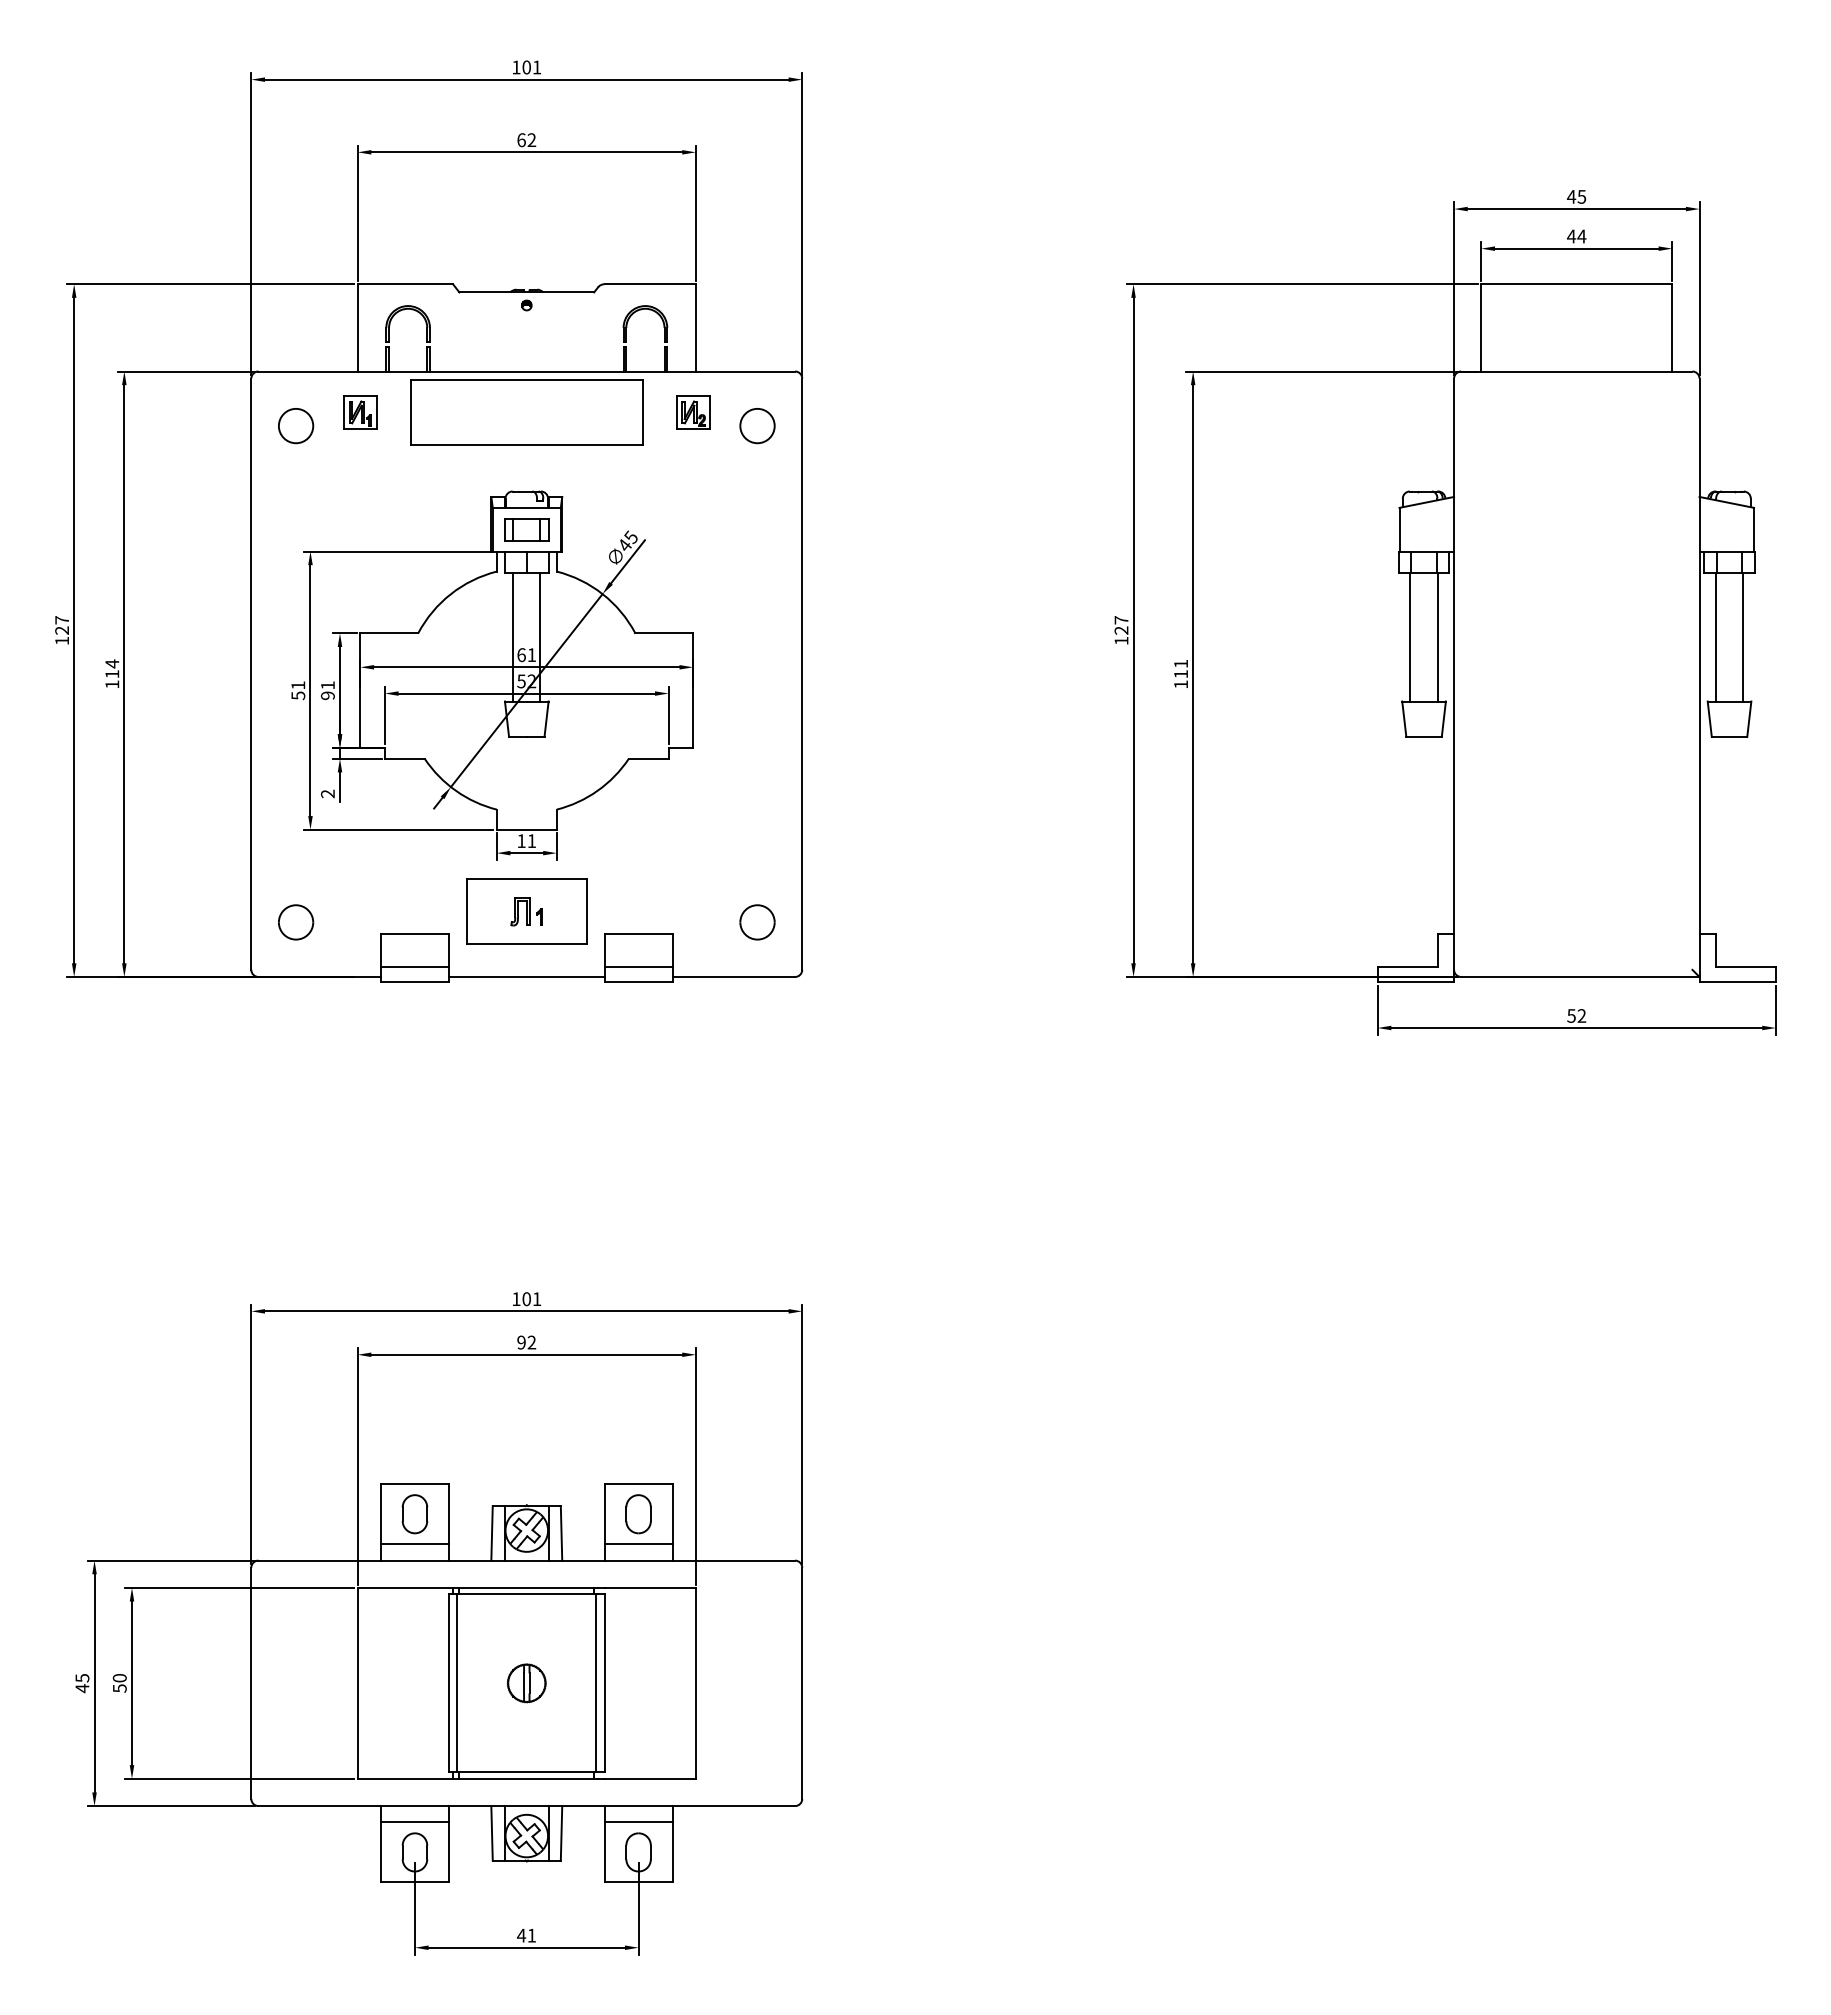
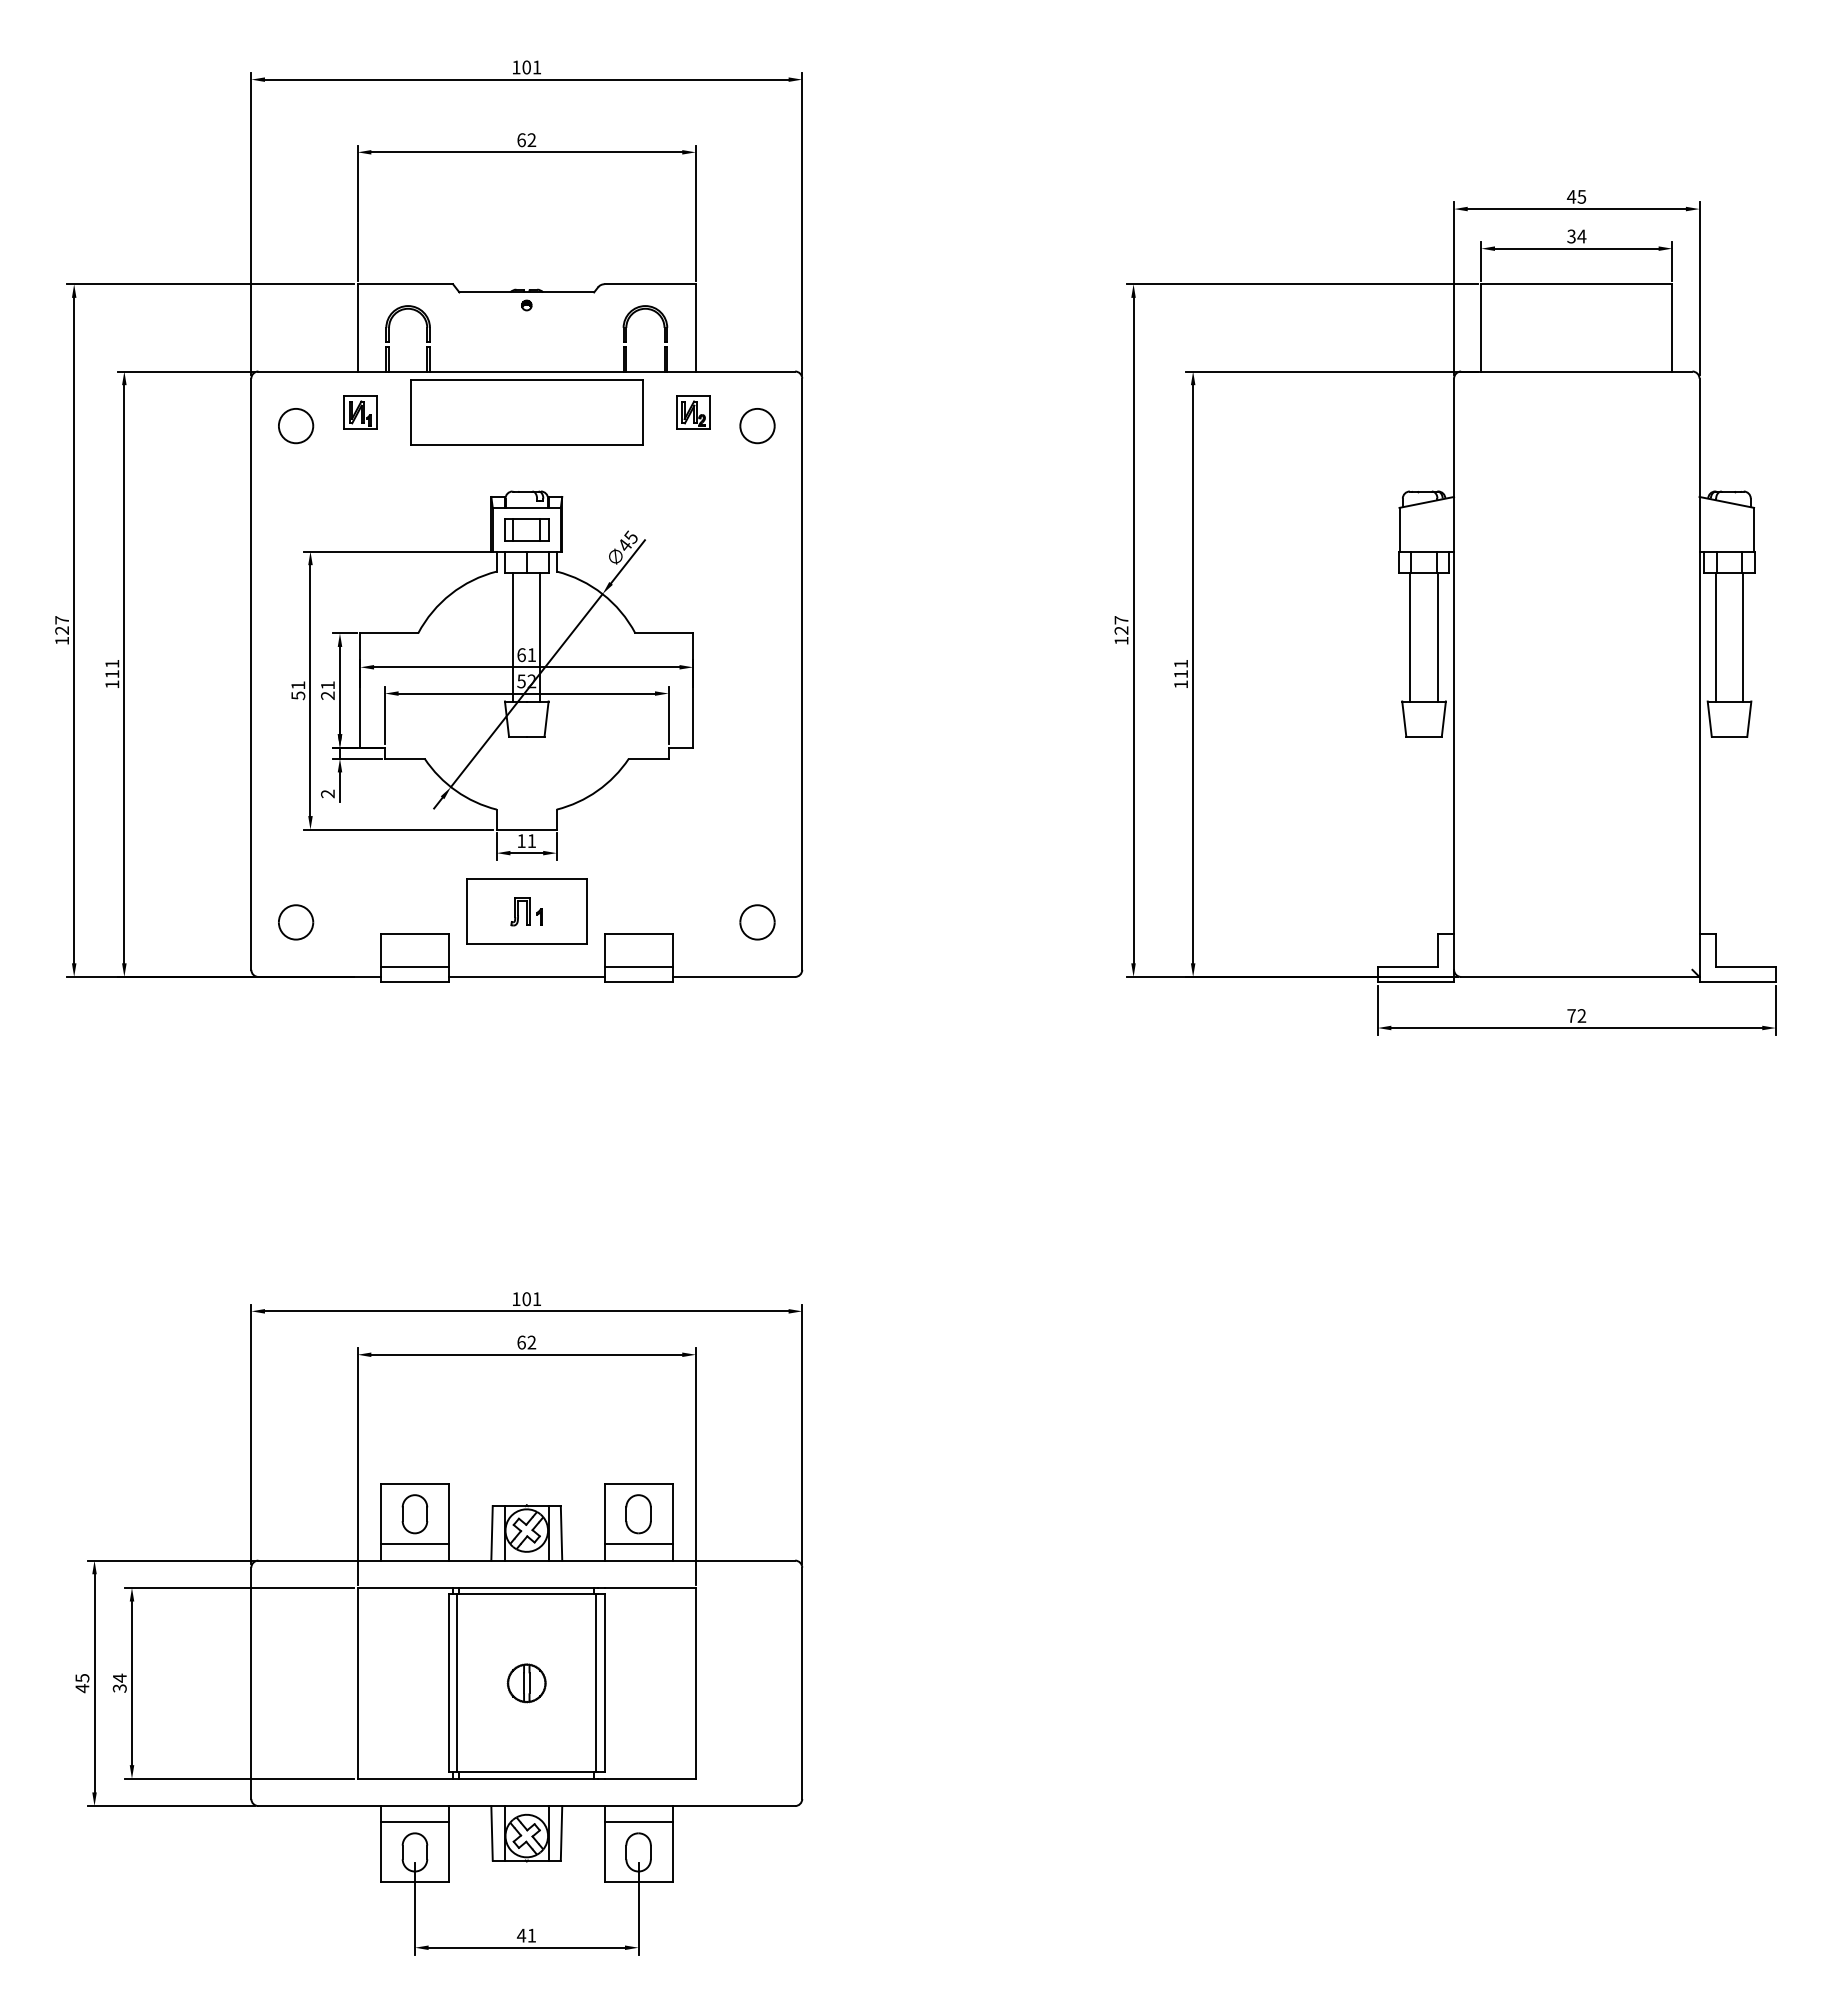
text: 44 -> 34 (1571, 236)
text: 114 -> 111 (112, 663)
text: 91 -> 21 (327, 695)
text: 52 -> 72 (1571, 1015)
text: 92 -> 62 (521, 1342)
text: 50 -> 34 (119, 1682)
